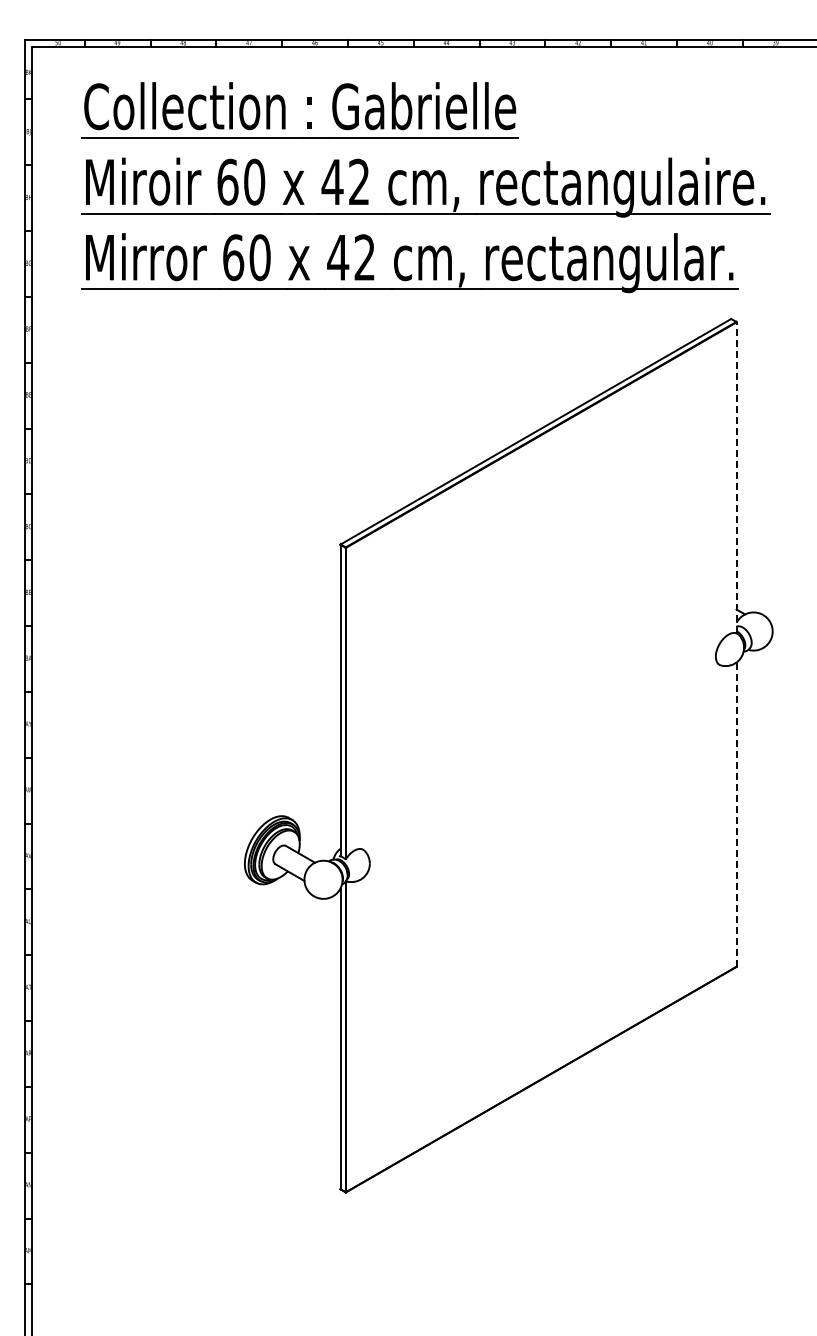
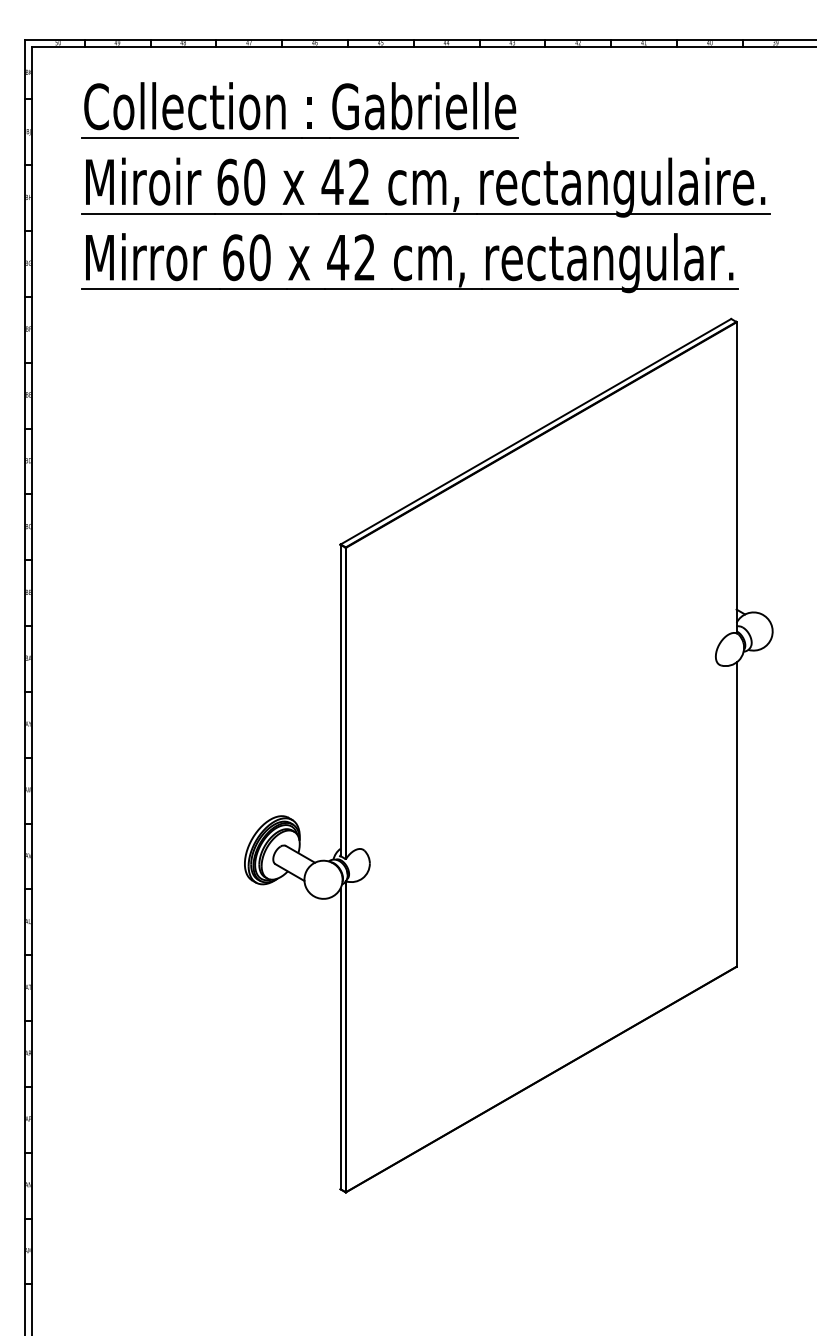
line: dashed -> solid (736, 477)
line: dashed -> solid (736, 814)
